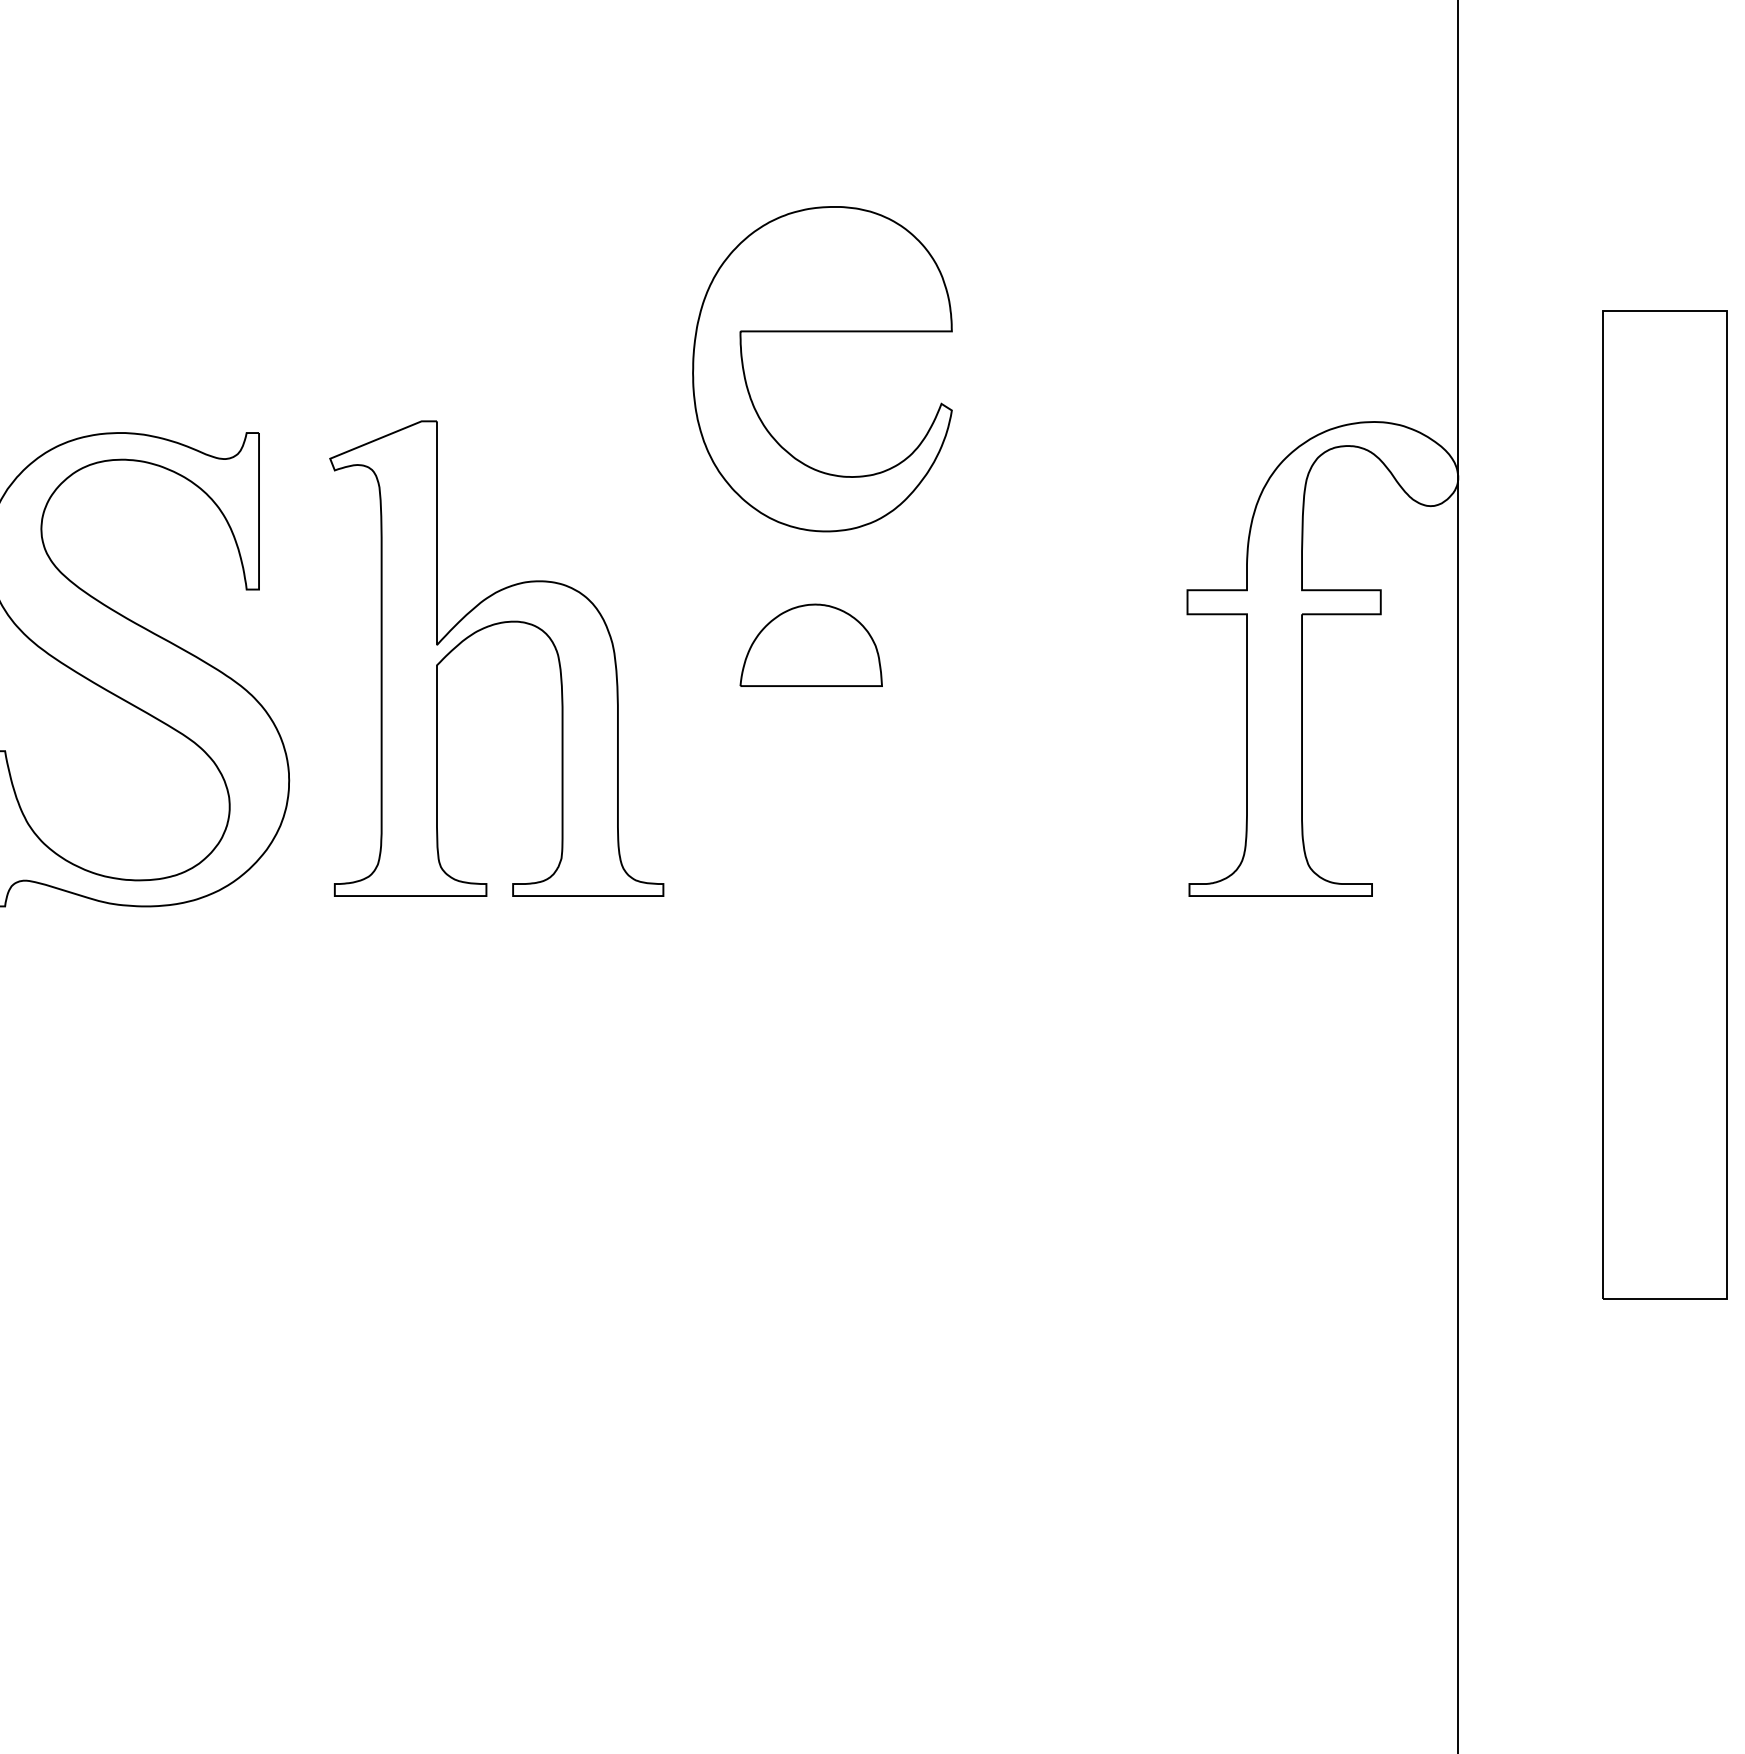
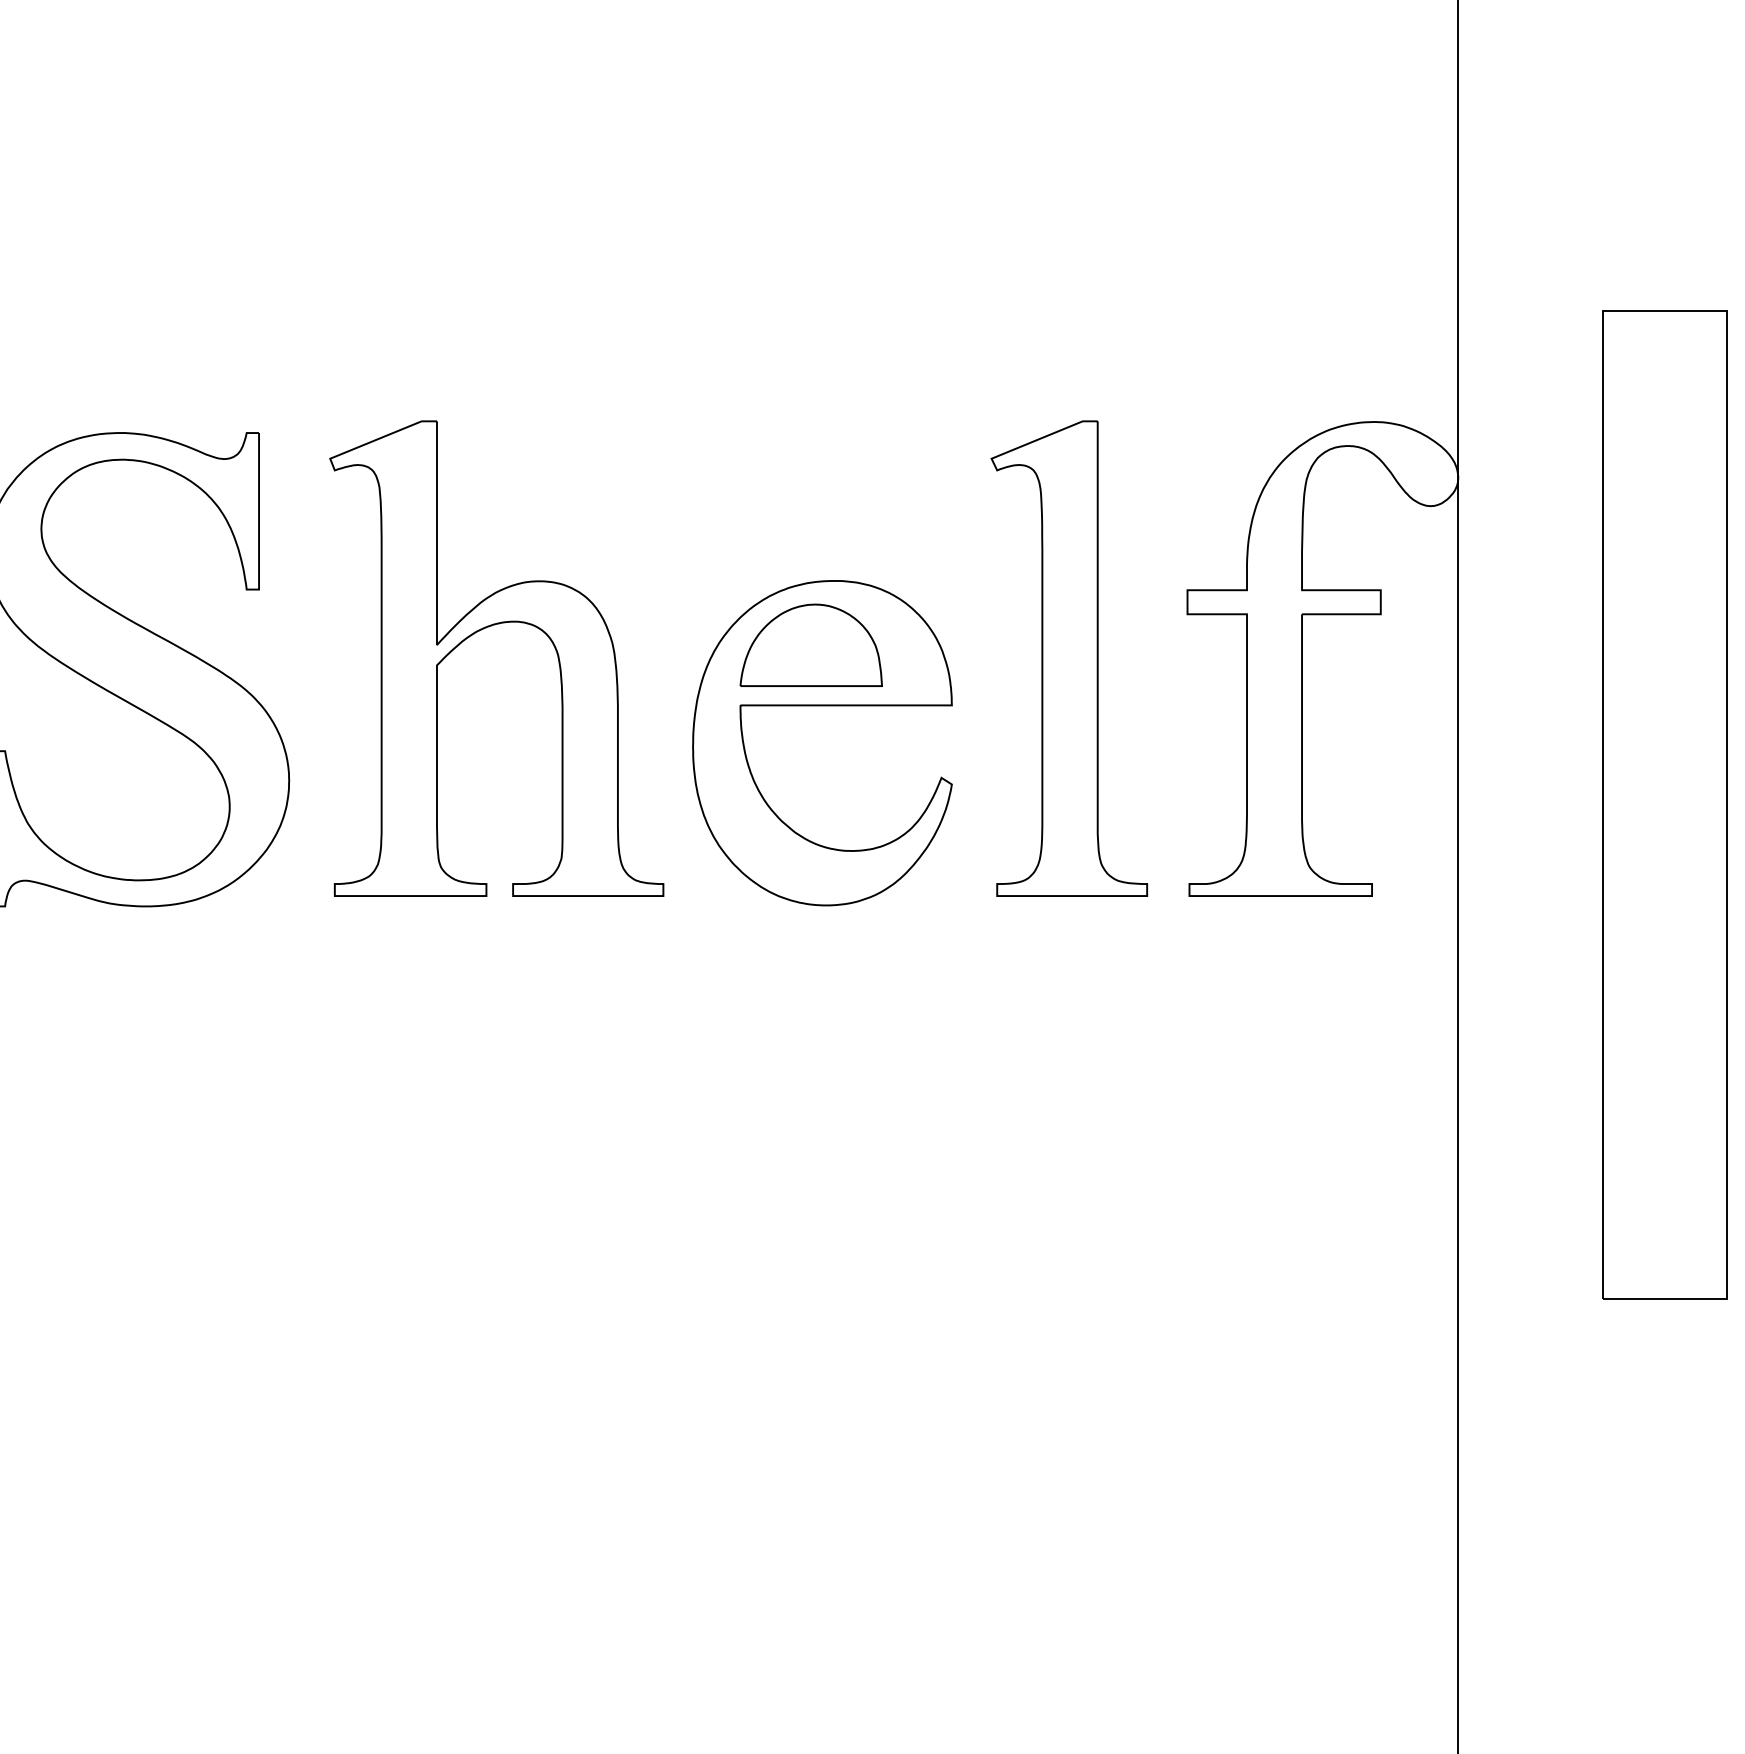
part position: (822, 332) -> (822, 706) (822, 706)
part: none -> present (1069, 658)
